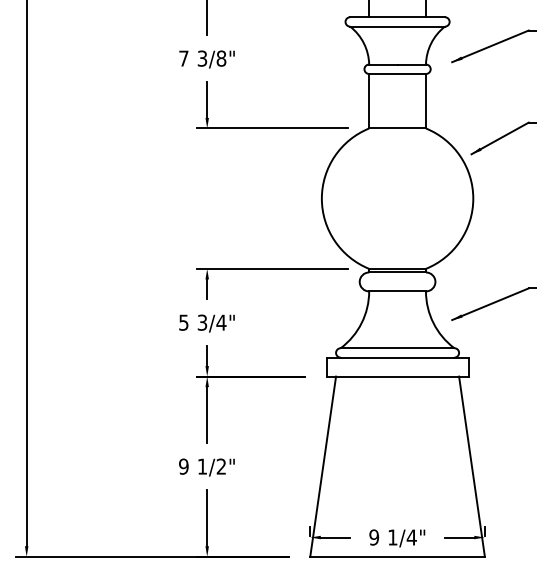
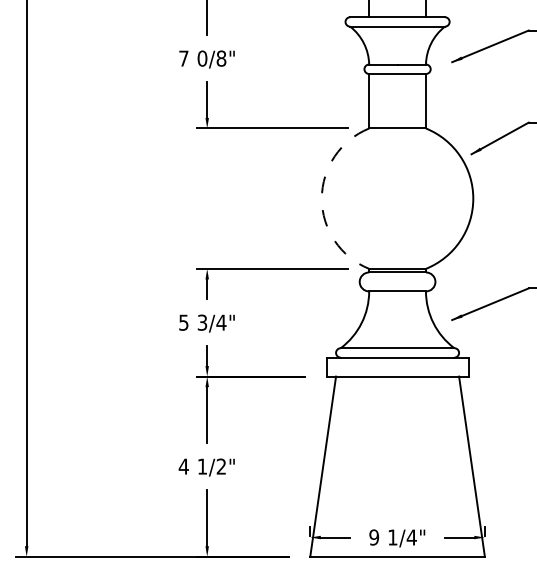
text: 3/8" -> 0/8" (202, 58)
arc: solid -> dashed (321, 198)
text: 9 -> 4 (183, 466)
